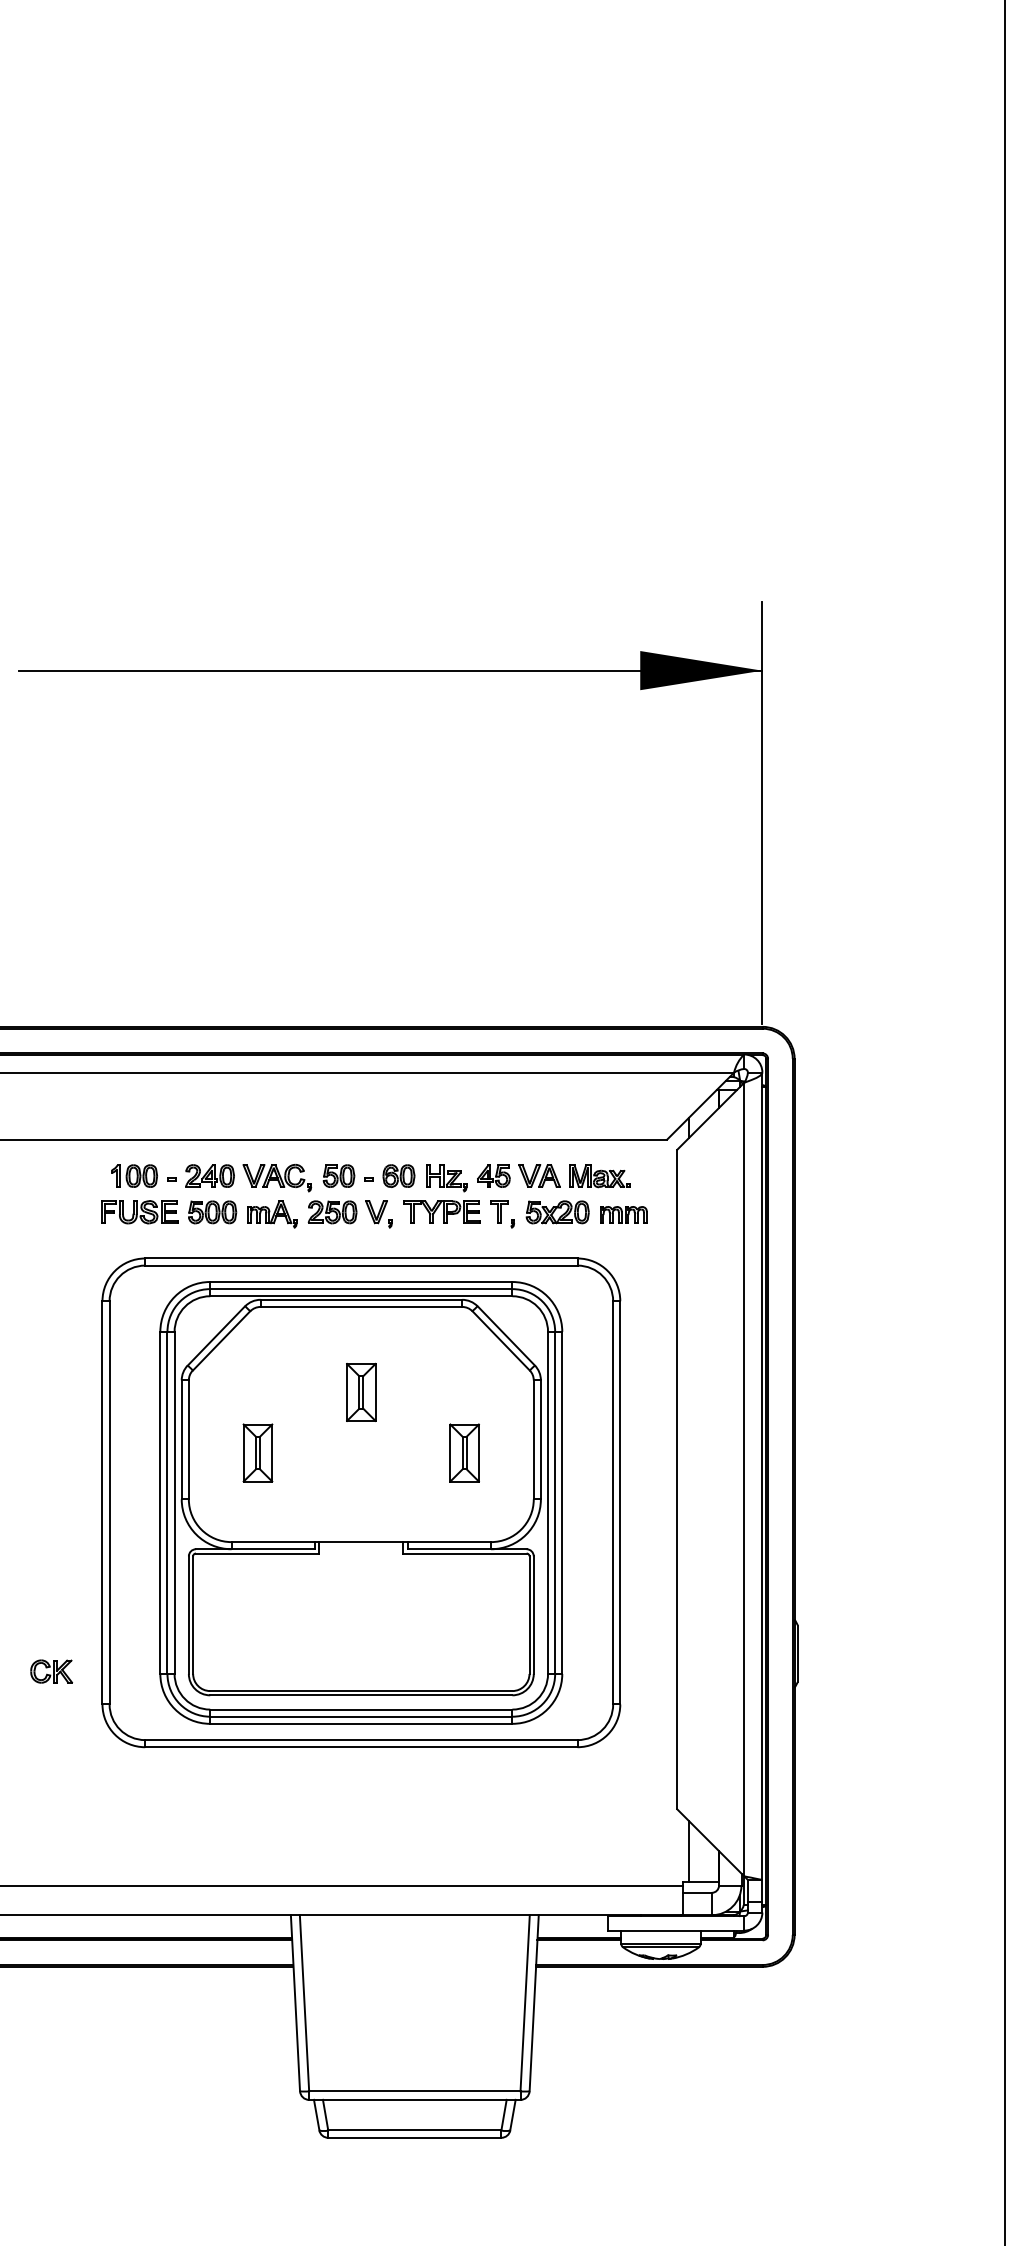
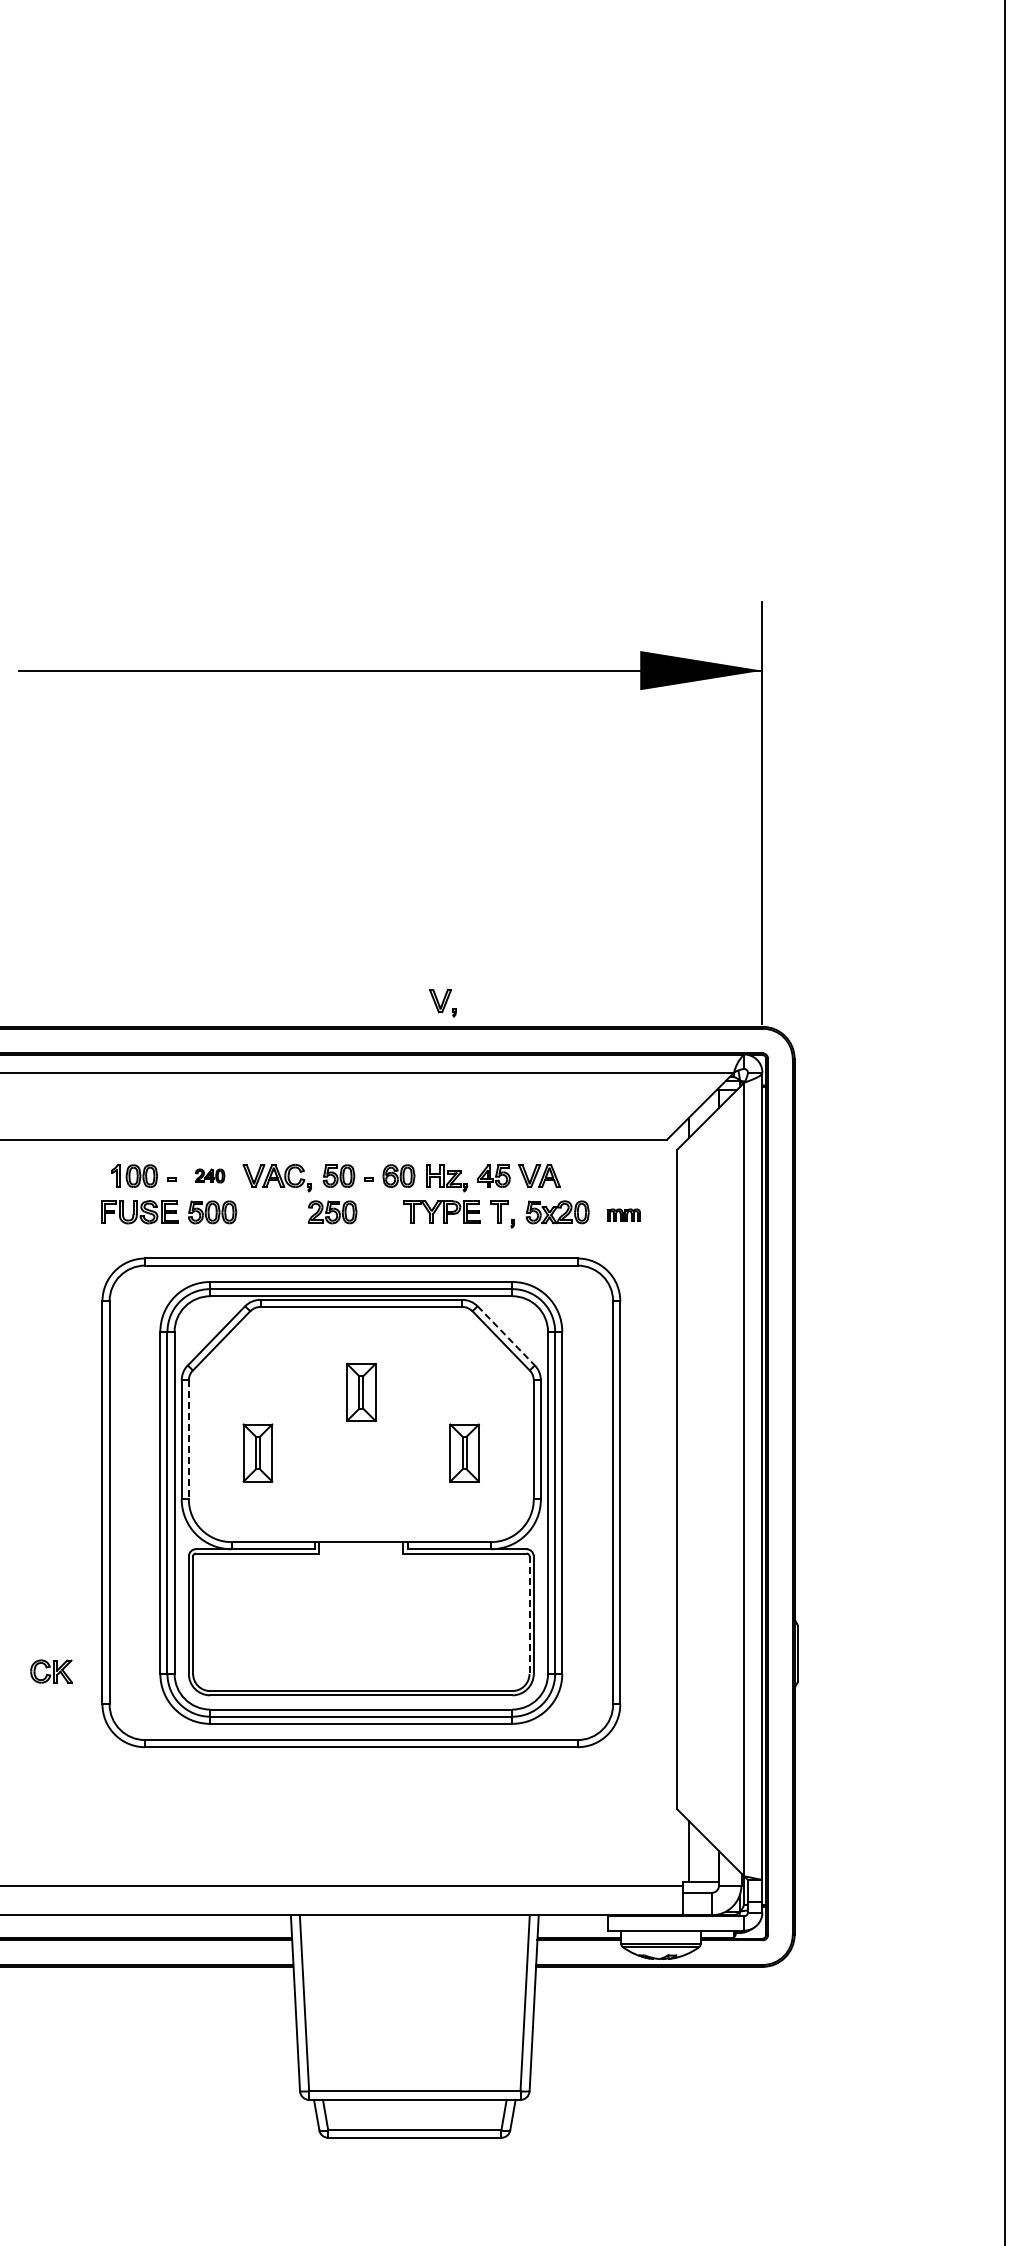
part size: 50x24 px -> 32x16 px (209, 1175)
part: present -> none (599, 1176)
part: present -> none (272, 1214)
part position: (378, 1214) -> (442, 1003) (442, 1003)
part size: 48x18 px -> 34x14 px (623, 1214)
line: solid -> dashed (506, 1336)
line: solid -> dashed (188, 1439)
line: solid -> dashed (529, 1615)
